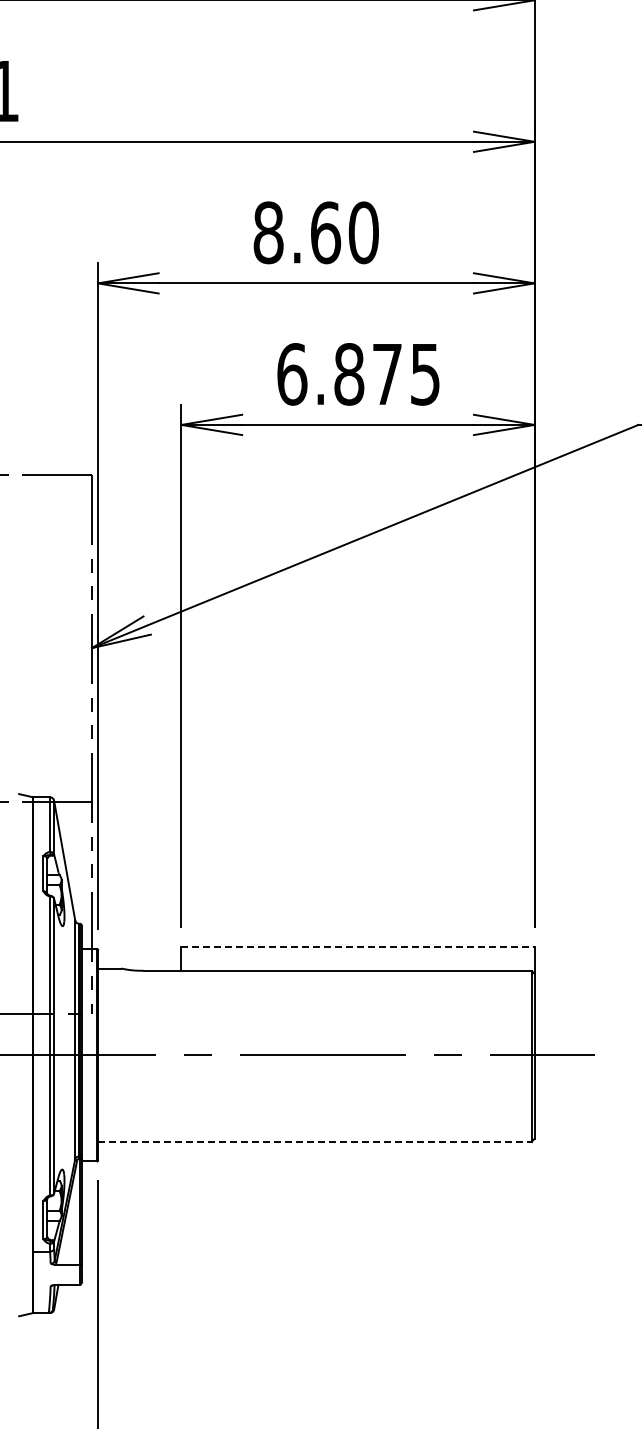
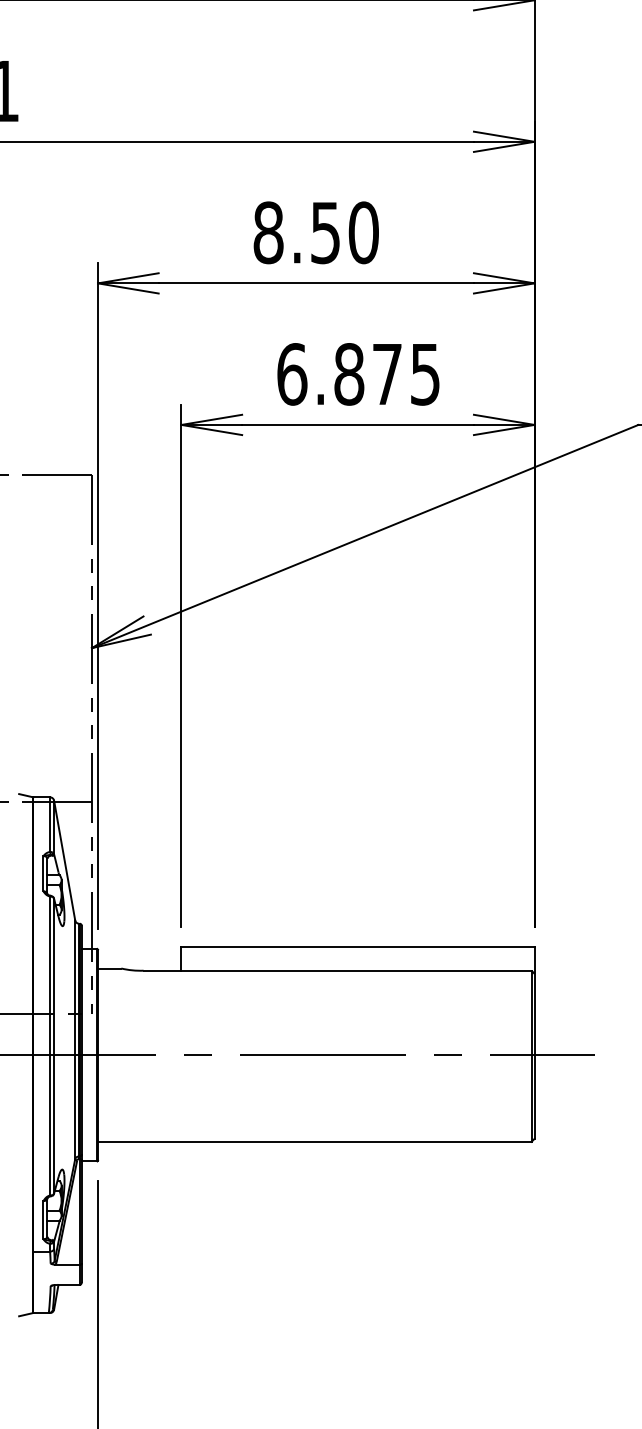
text: 8.60 -> 8.50 (326, 232)
line: dashed -> solid (358, 947)
line: dashed -> solid (314, 1141)
